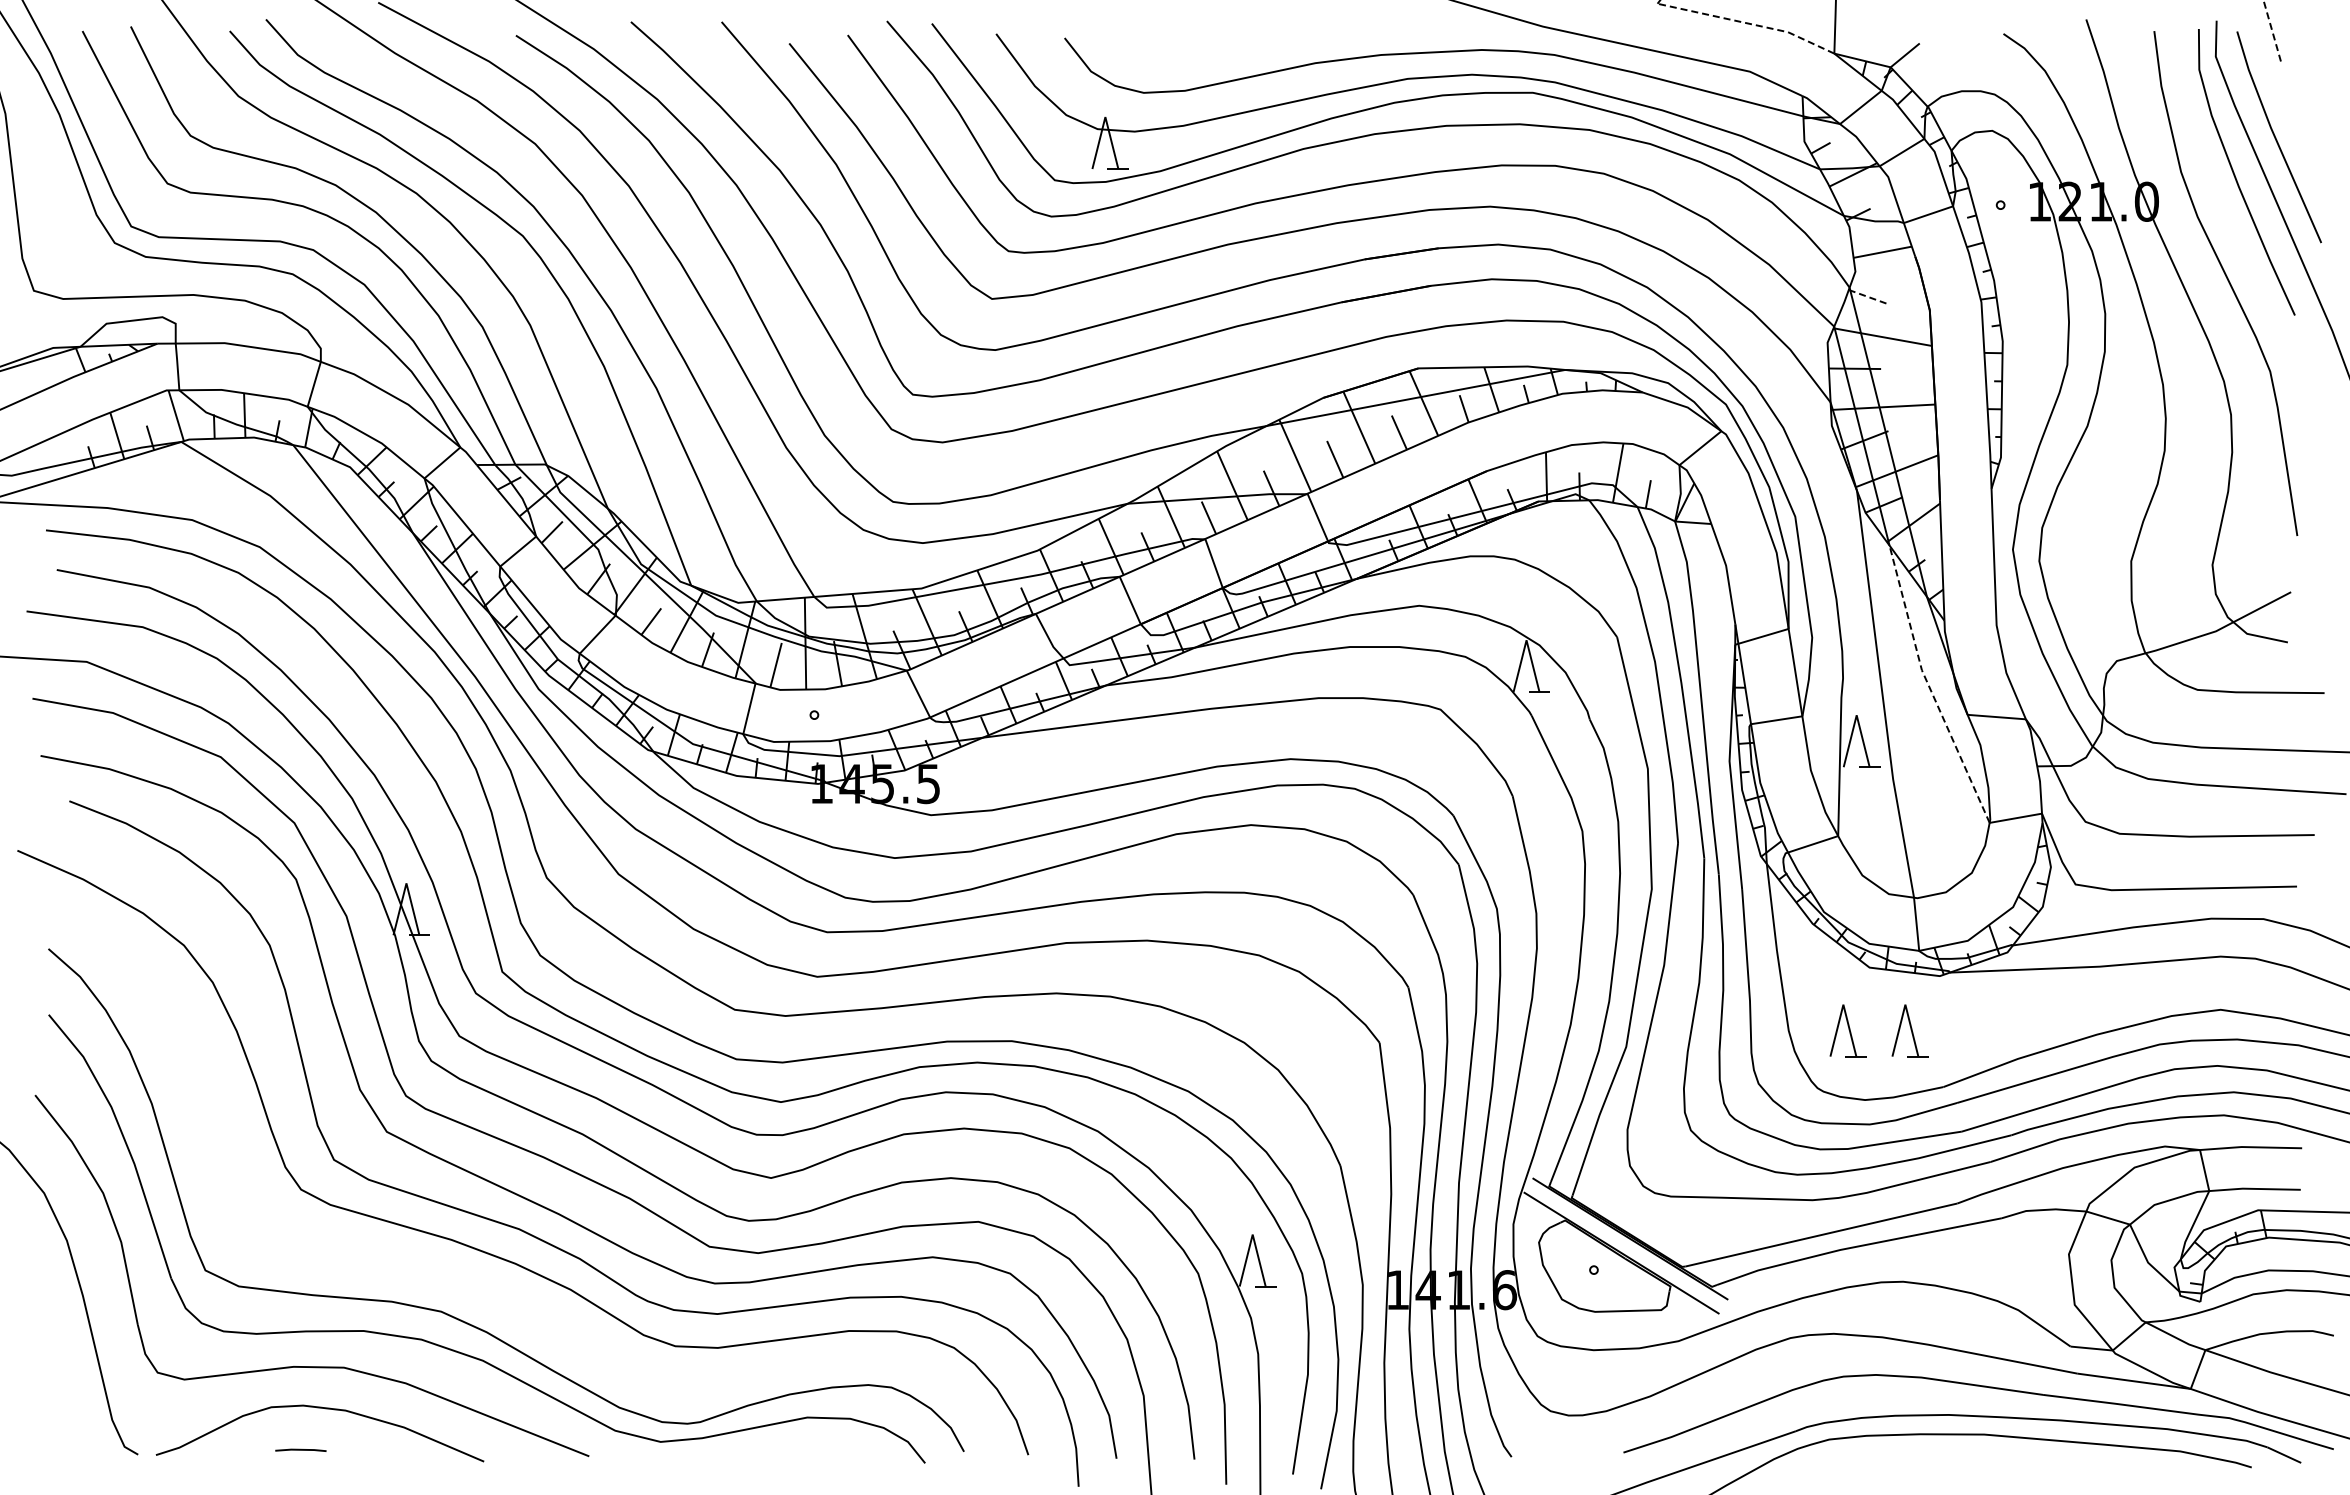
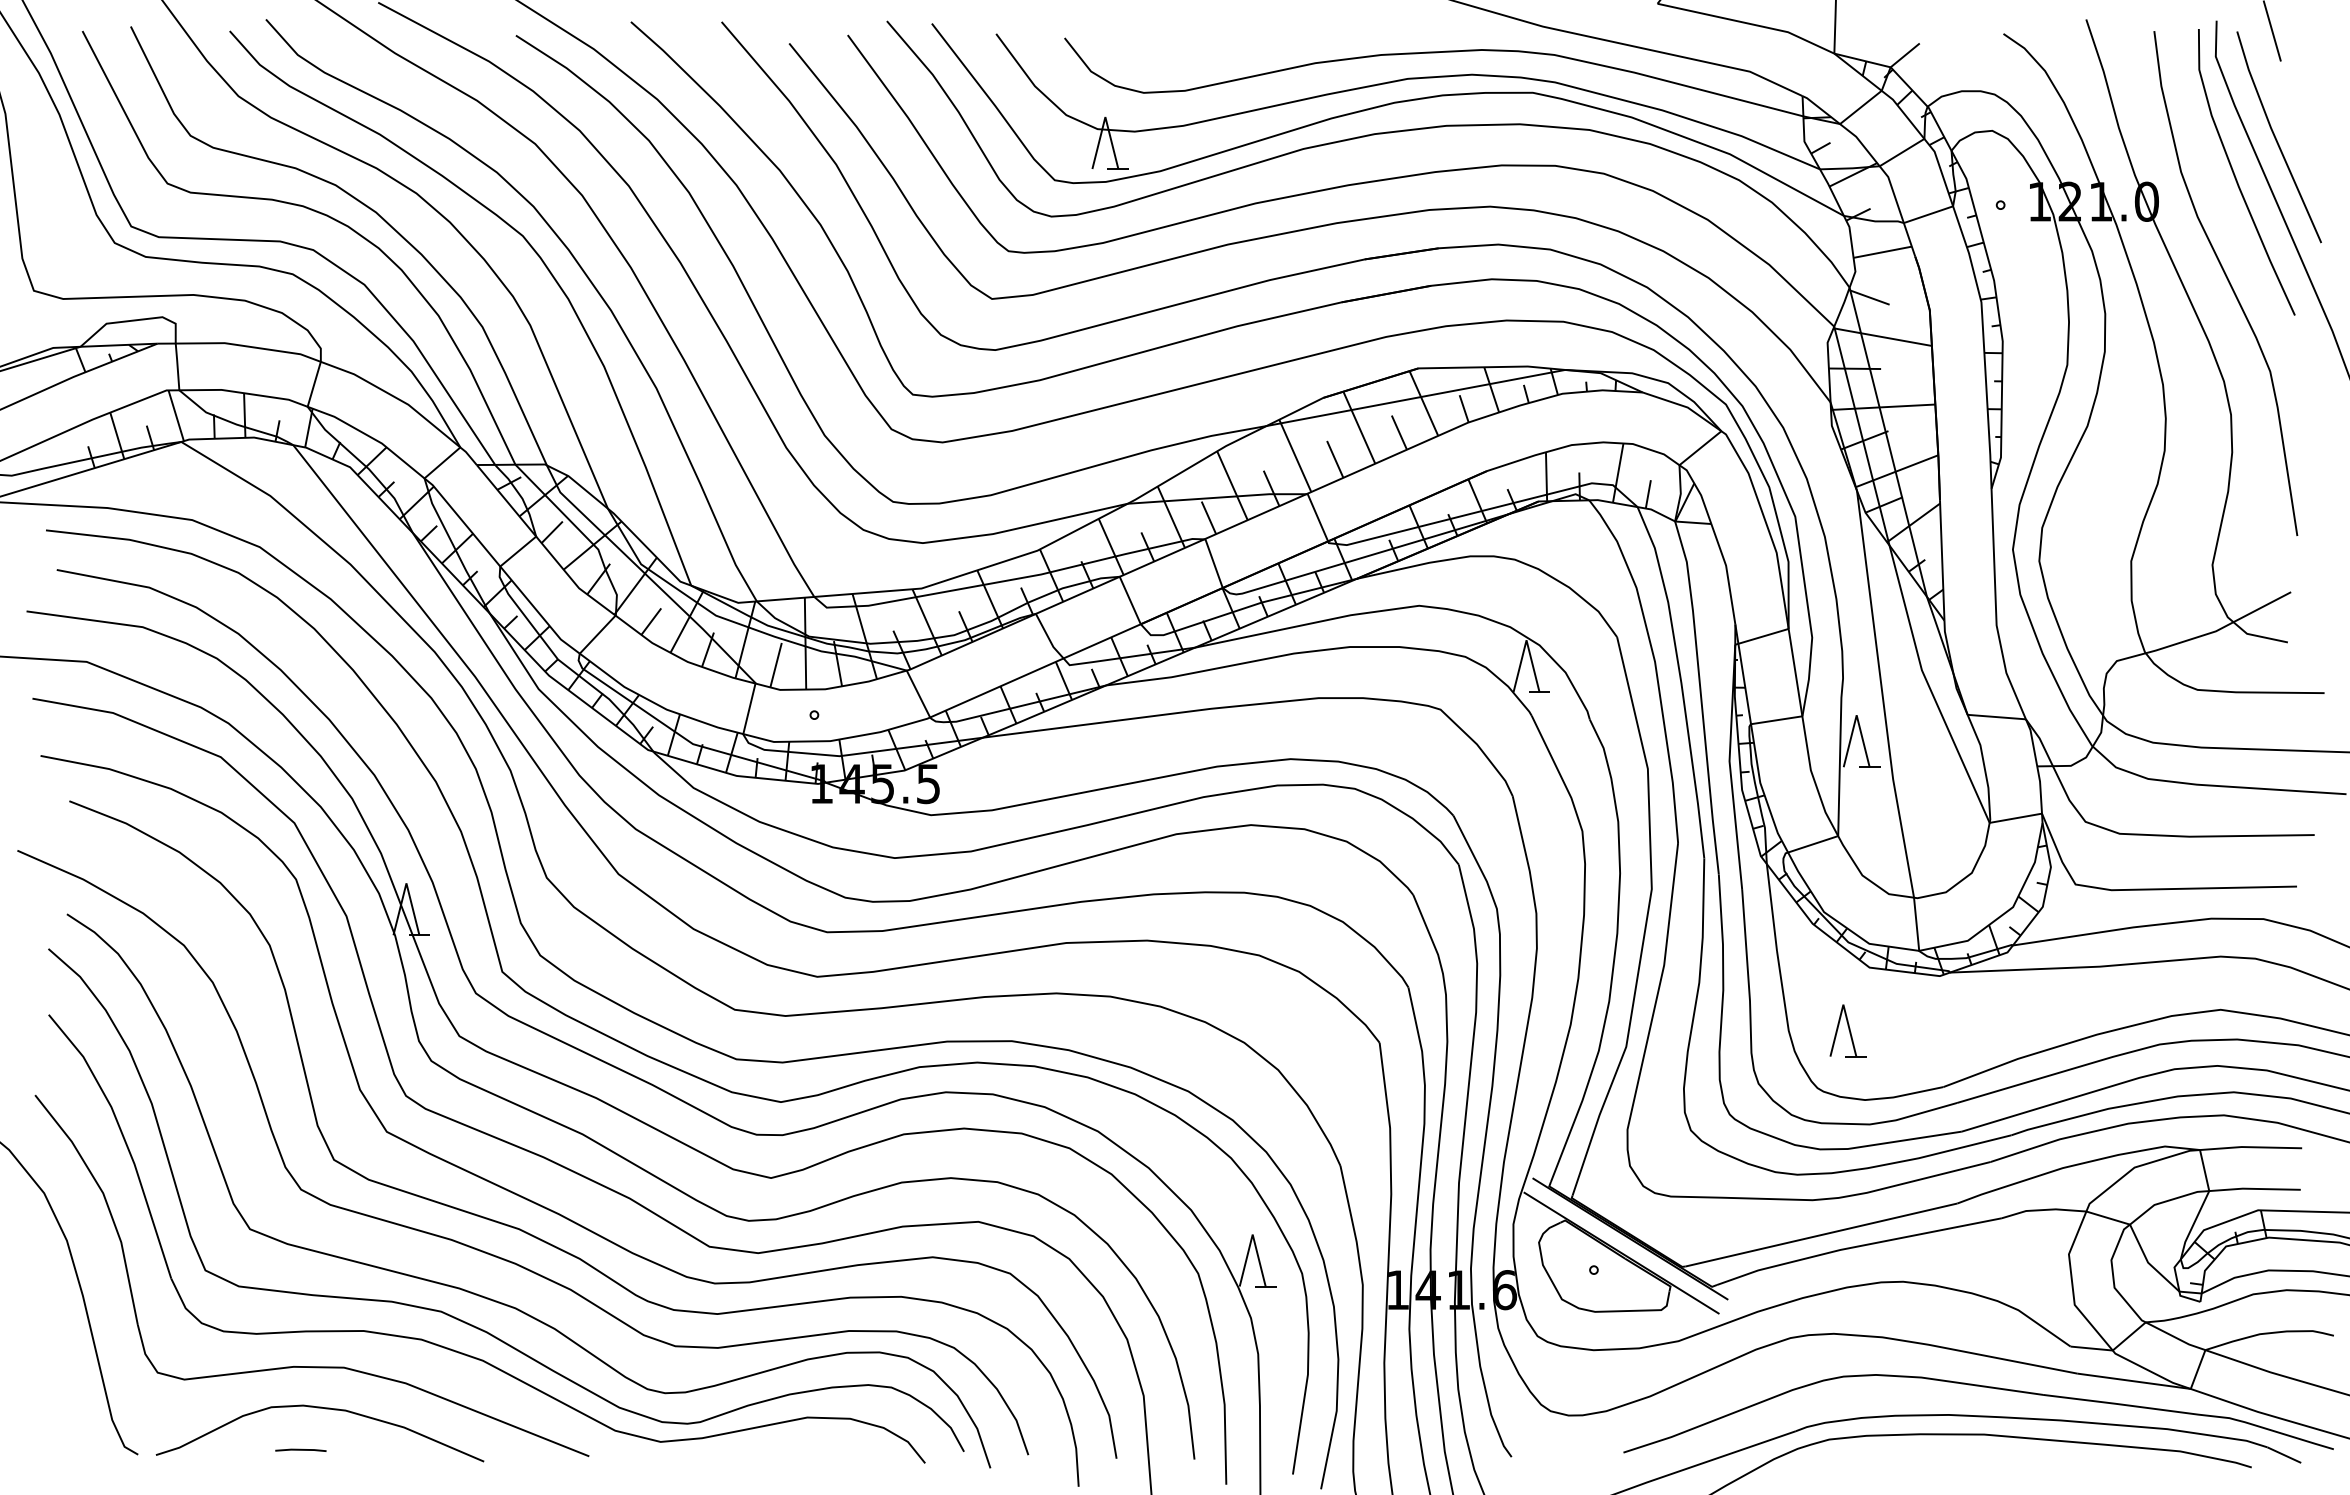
line: dashed -> solid (1748, 23)
line: dashed -> solid (2272, 31)
line: dashed -> solid (1869, 297)
line: dashed -> solid (1929, 686)
part: present -> none (1909, 1030)
curve: none -> present (491, 1298)
